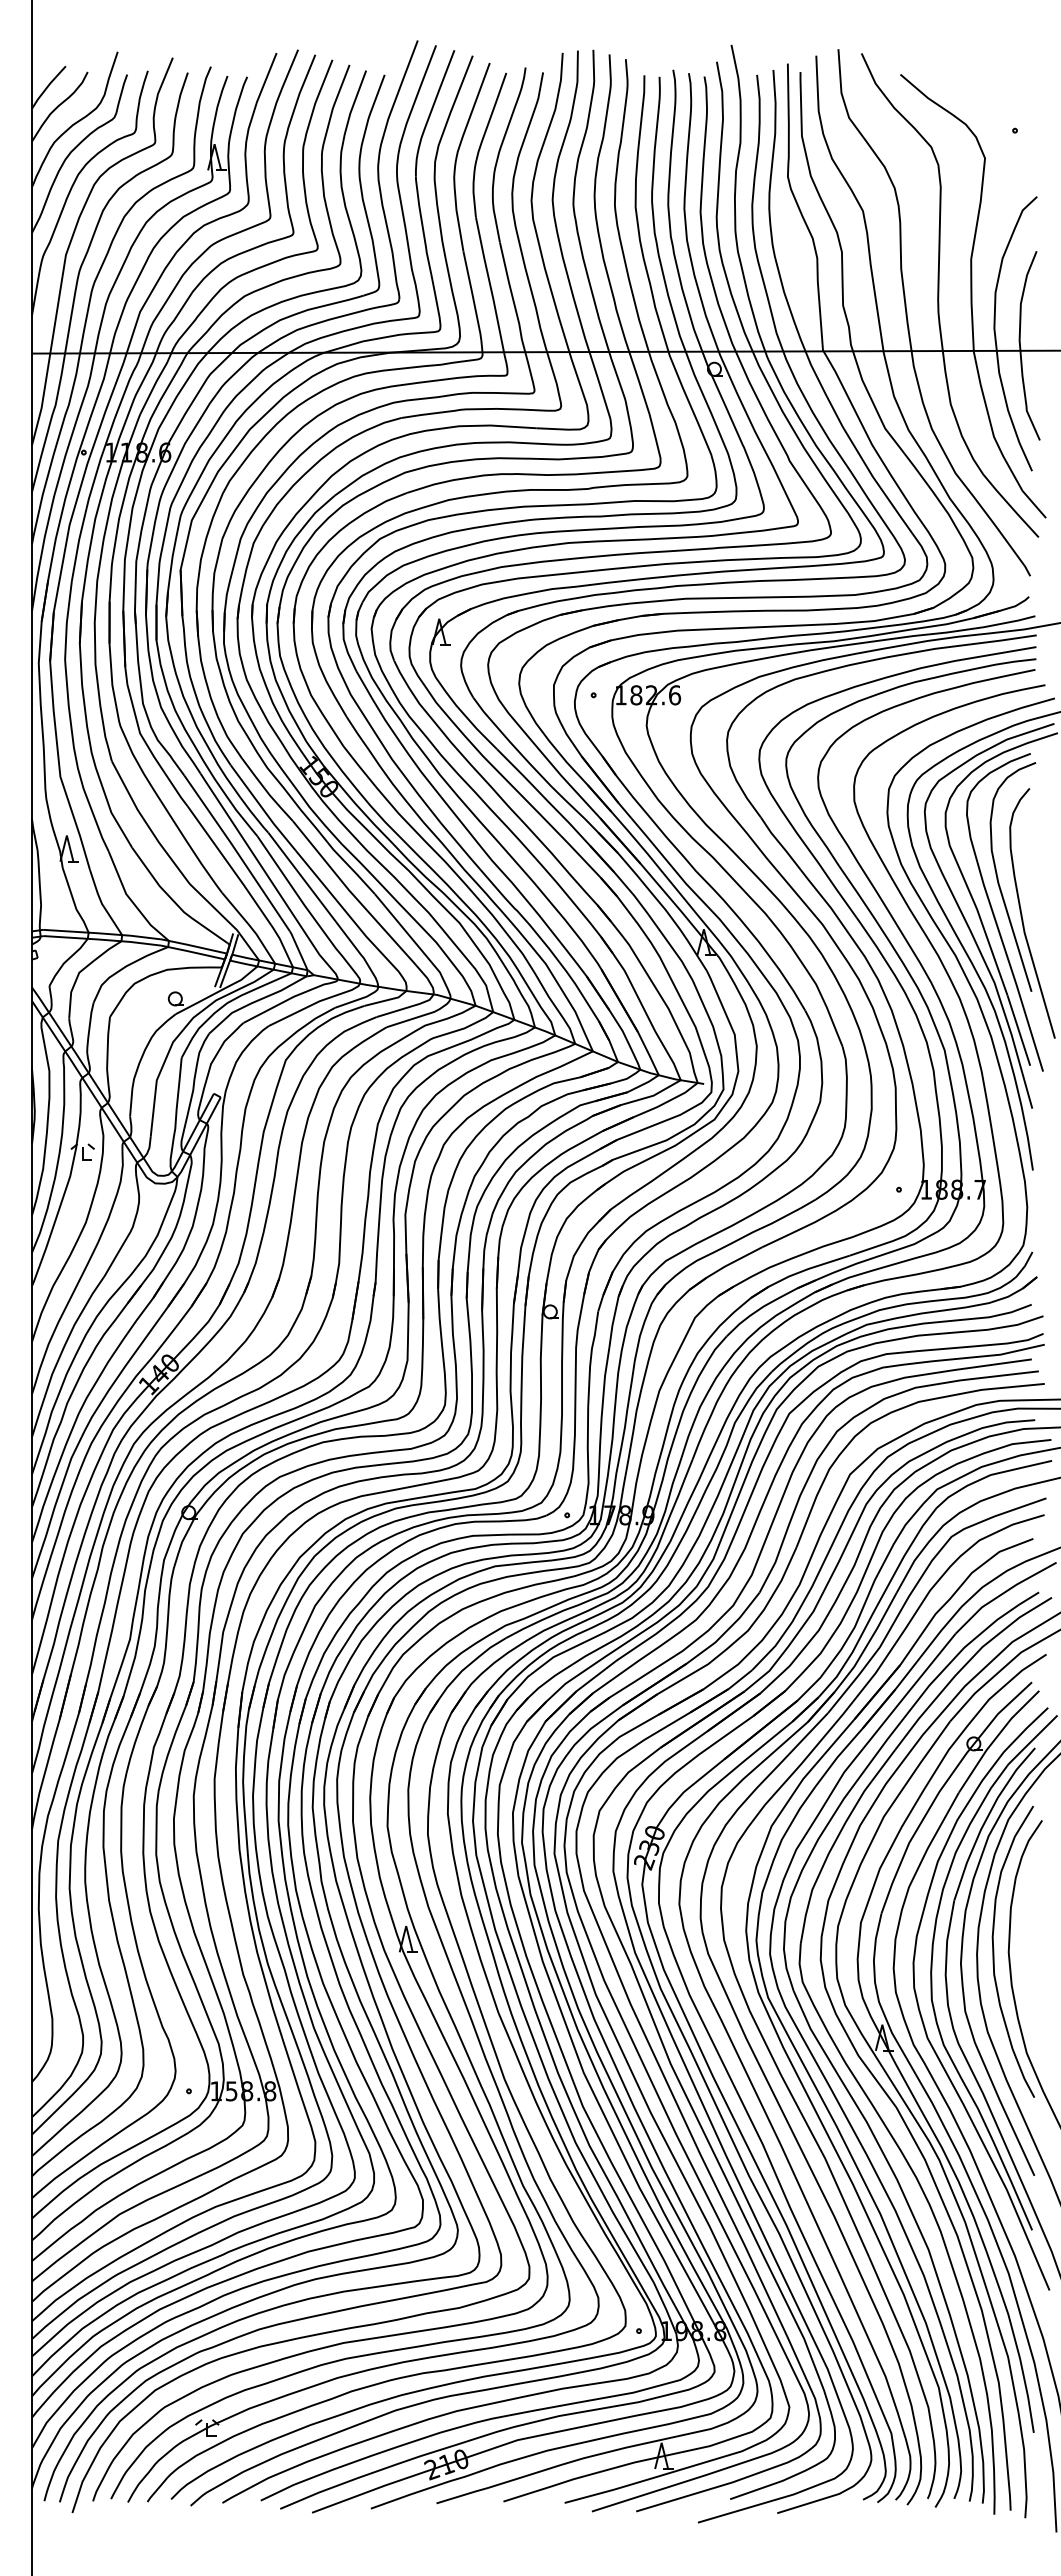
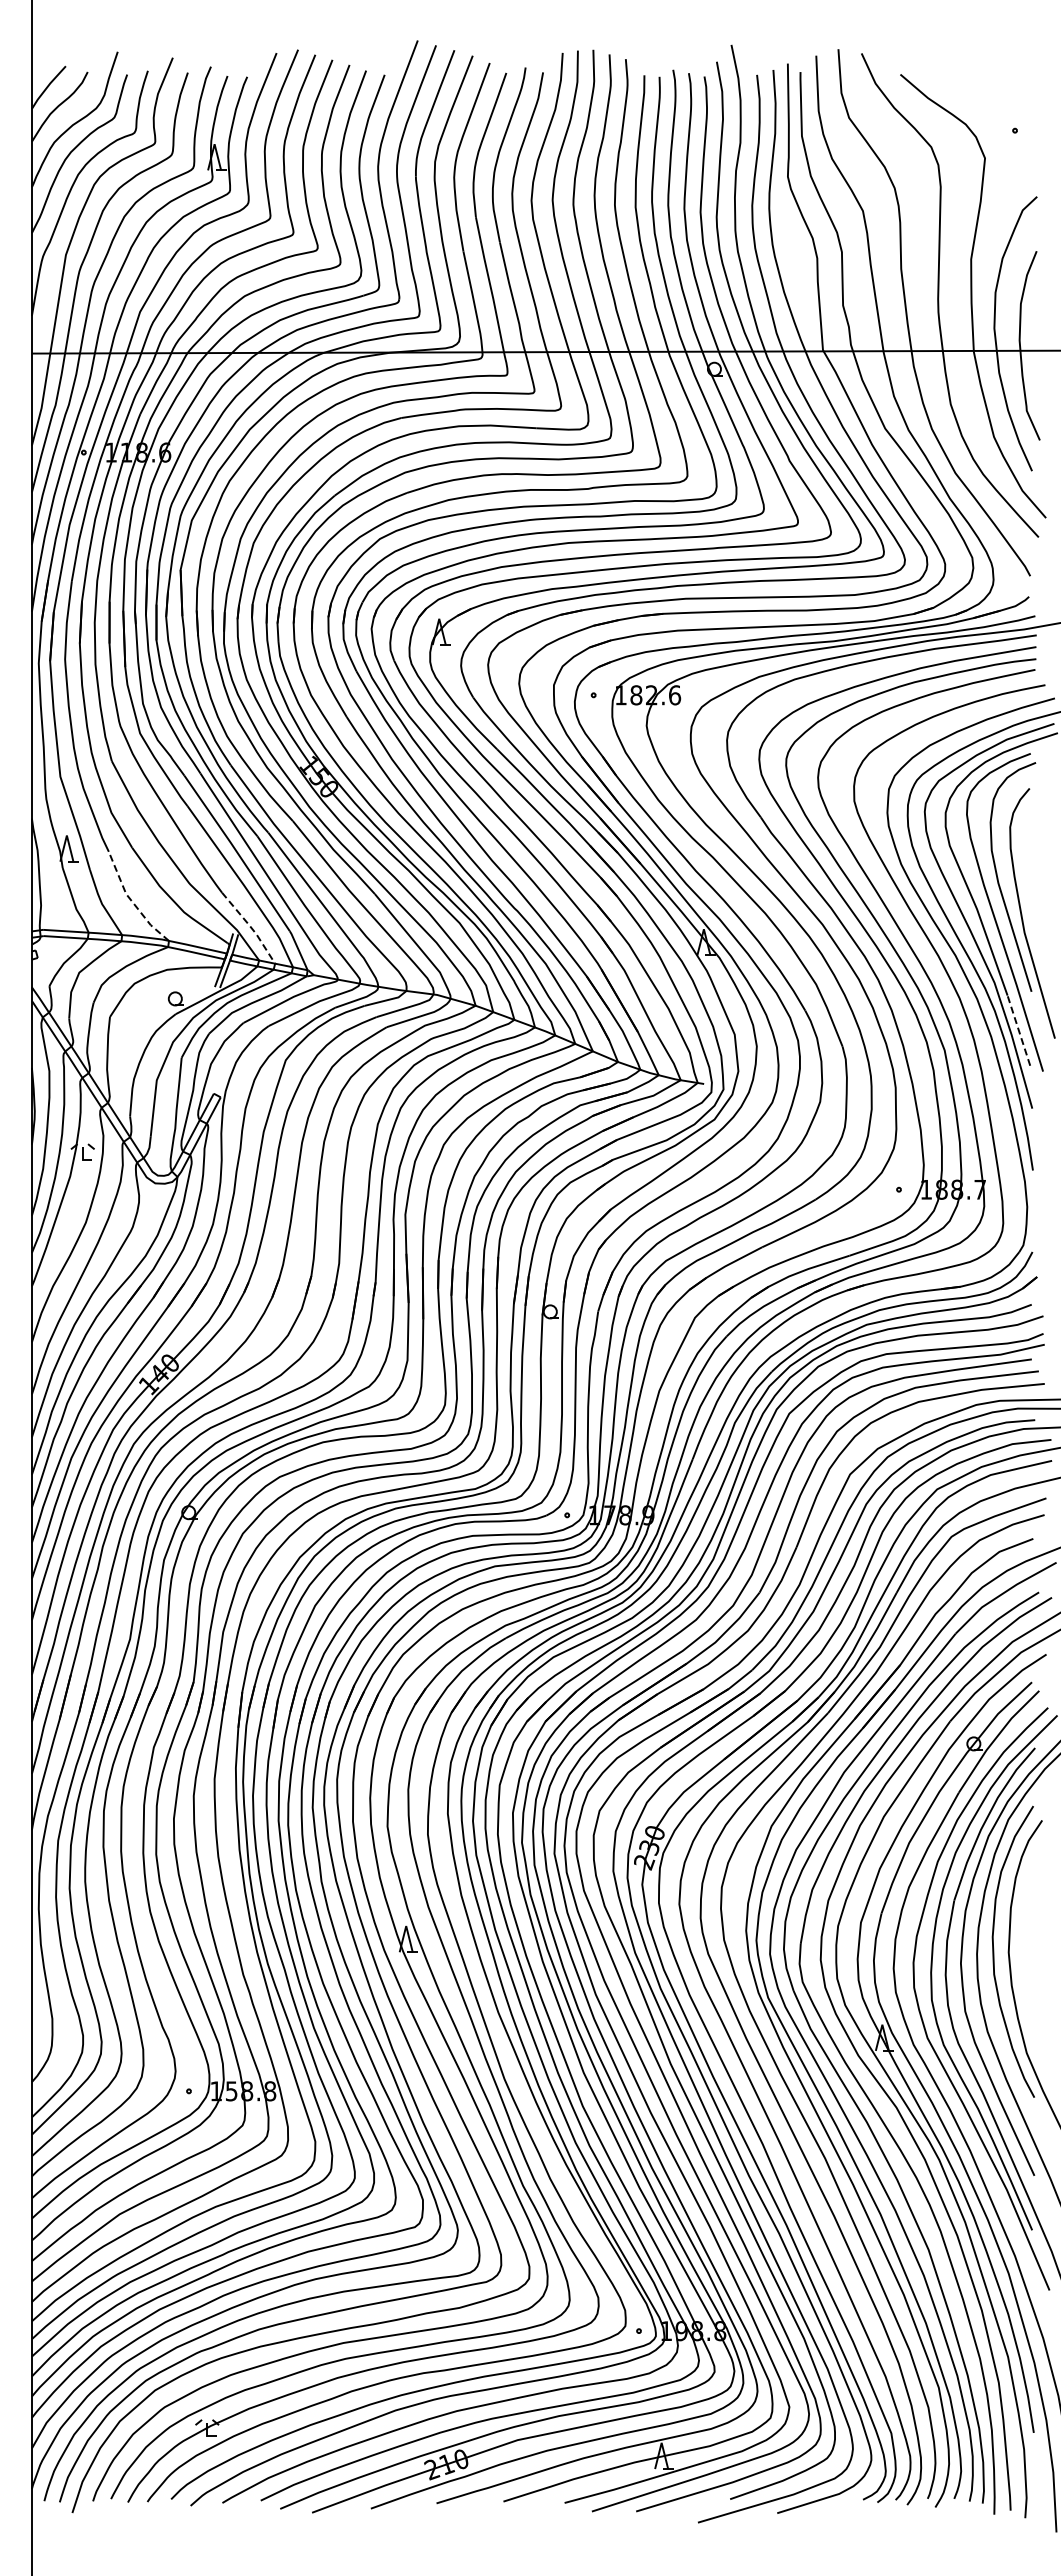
line: solid -> dashed (131, 901)
line: solid -> dashed (250, 927)
line: solid -> dashed (1018, 1030)
